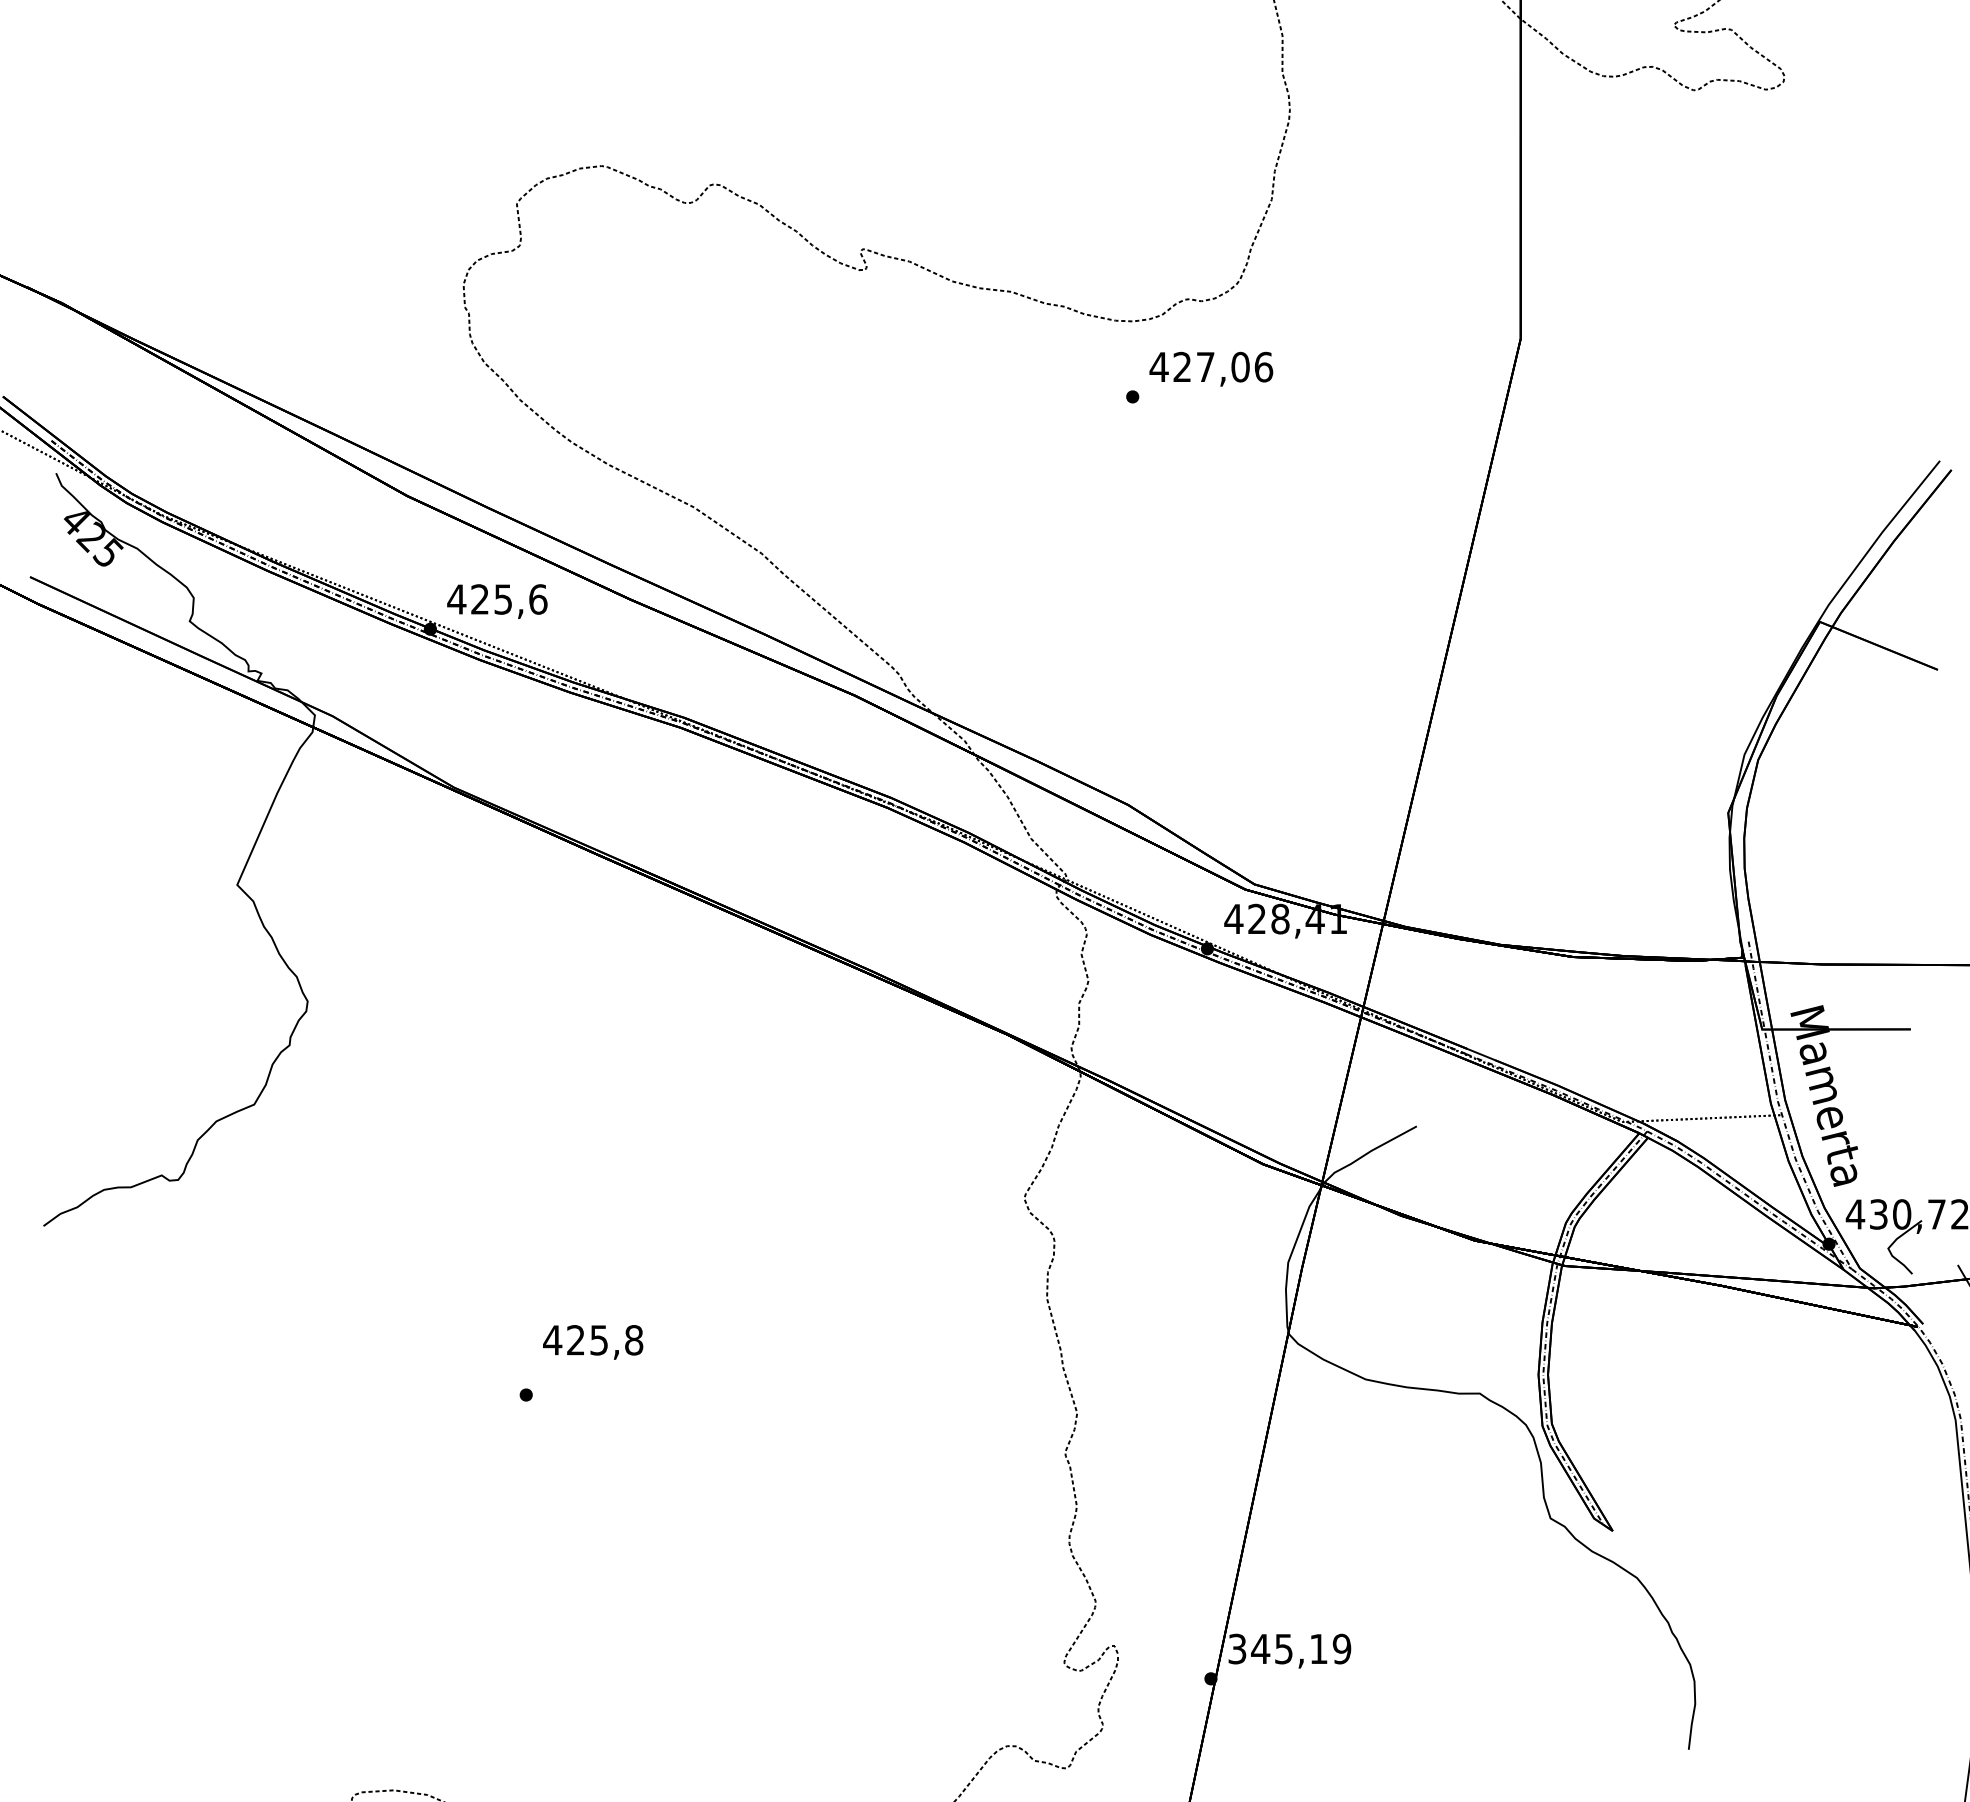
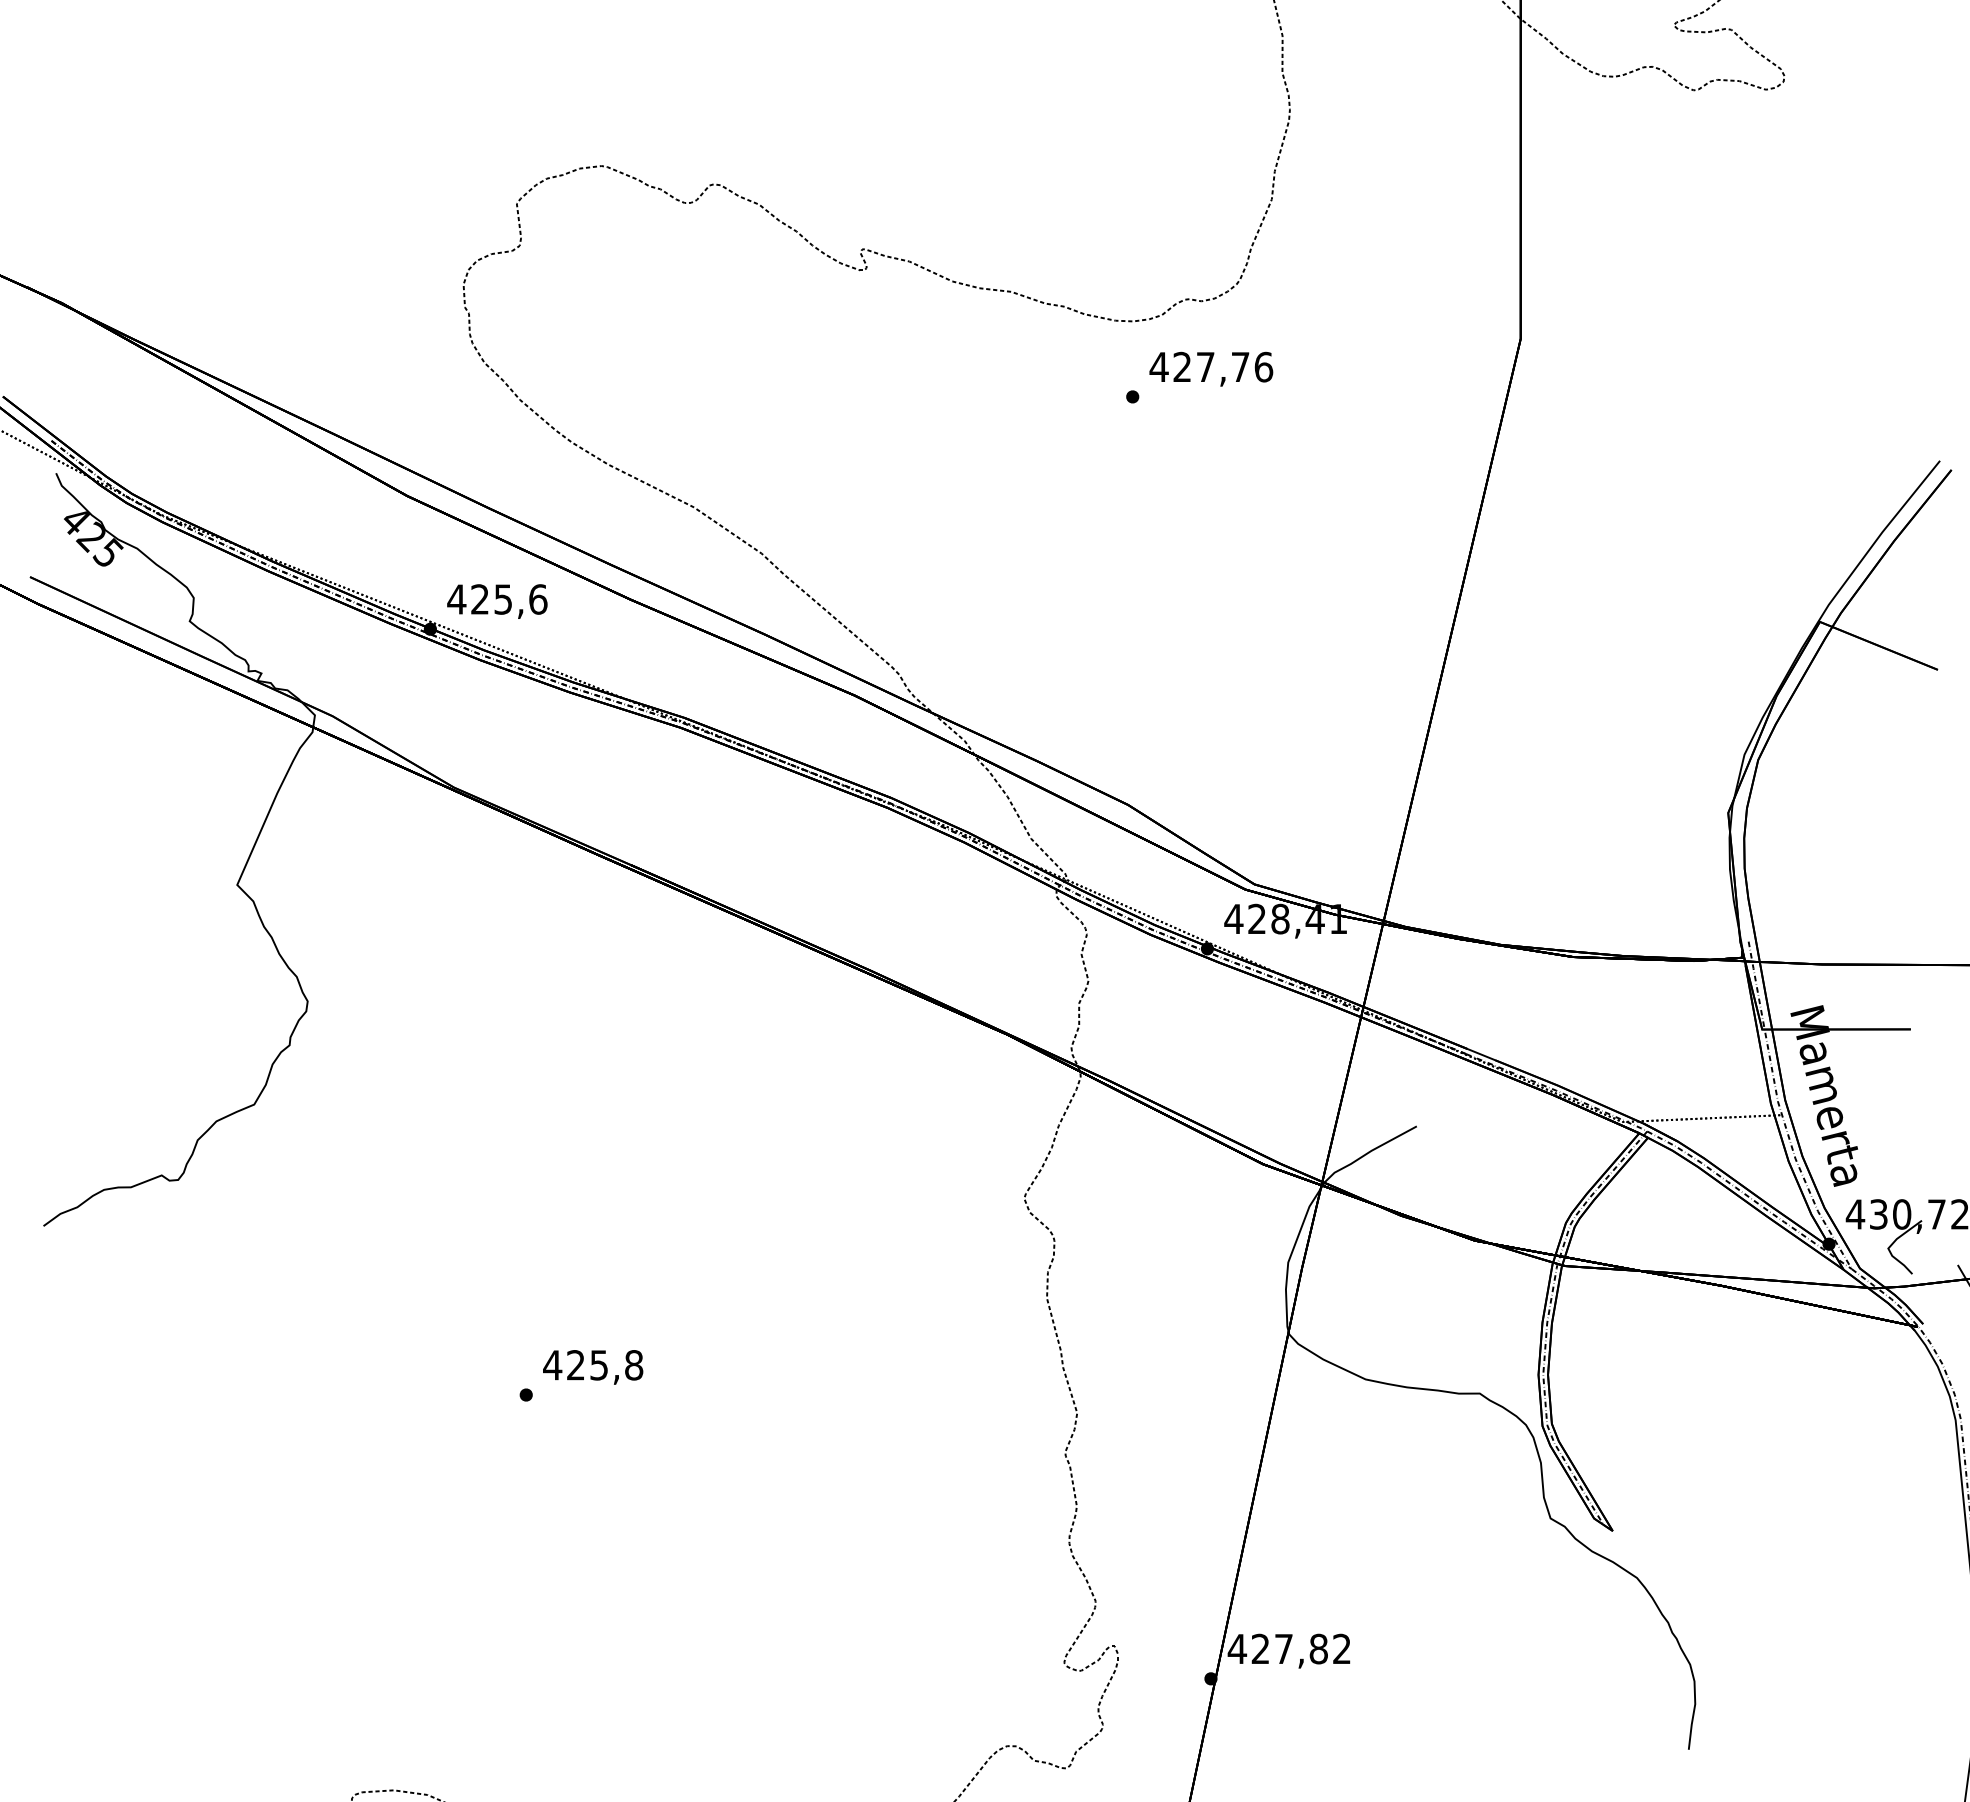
text: 427,06 -> 427,76 (1240, 366)
text position: (593, 1342) -> (593, 1367) (593, 1367)
text: 345,19 -> 427,82 (1289, 1648)
